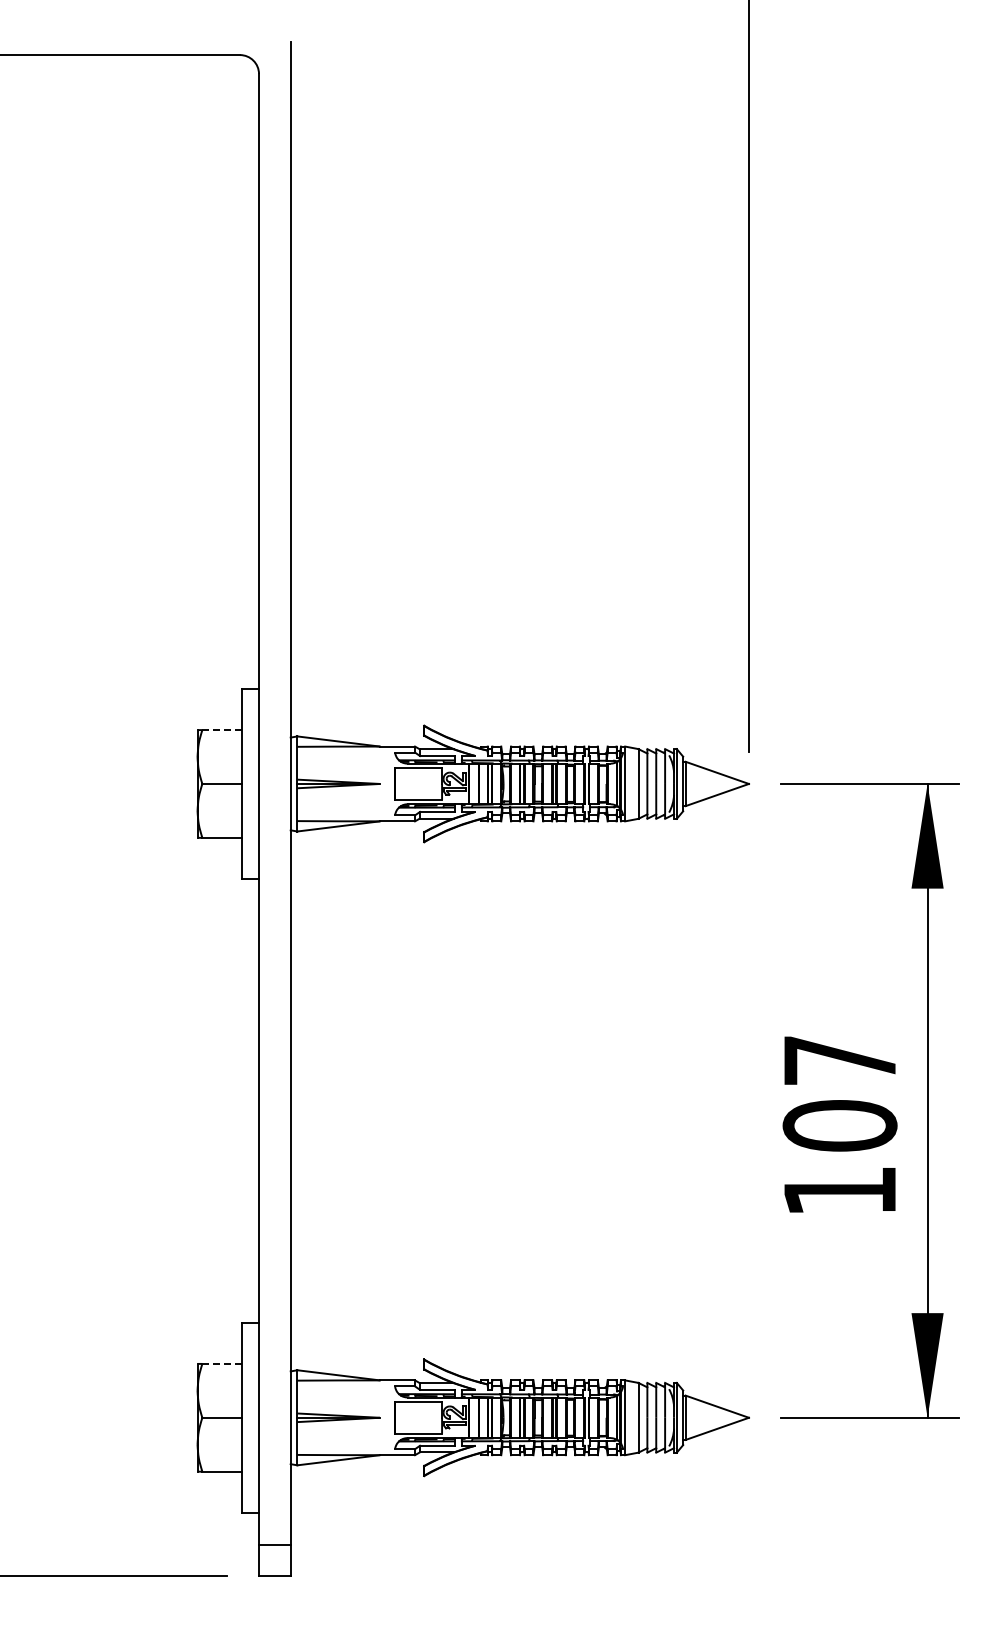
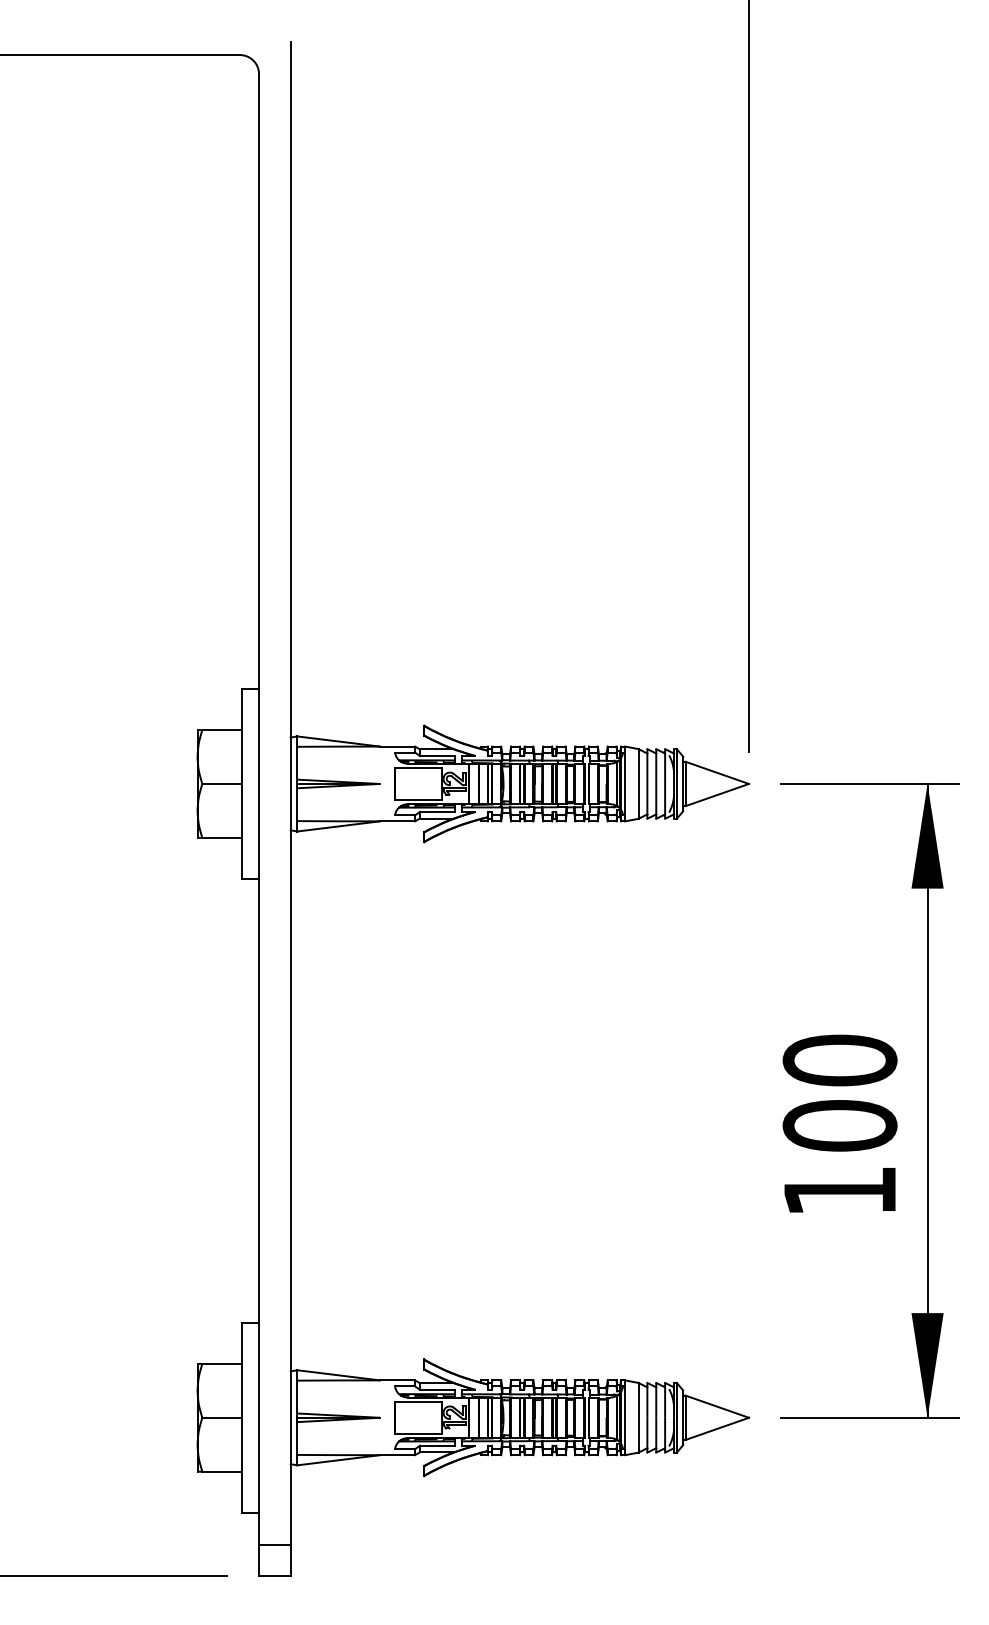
line: dashed -> solid (222, 730)
text: 107 -> 100 (839, 1060)
line: dashed -> solid (222, 1363)
